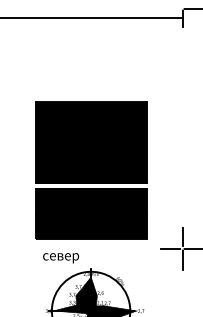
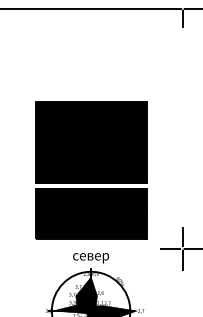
line position: (91, 18) -> (91, 9) (91, 9)
text position: (61, 258) -> (91, 258) (91, 258)
